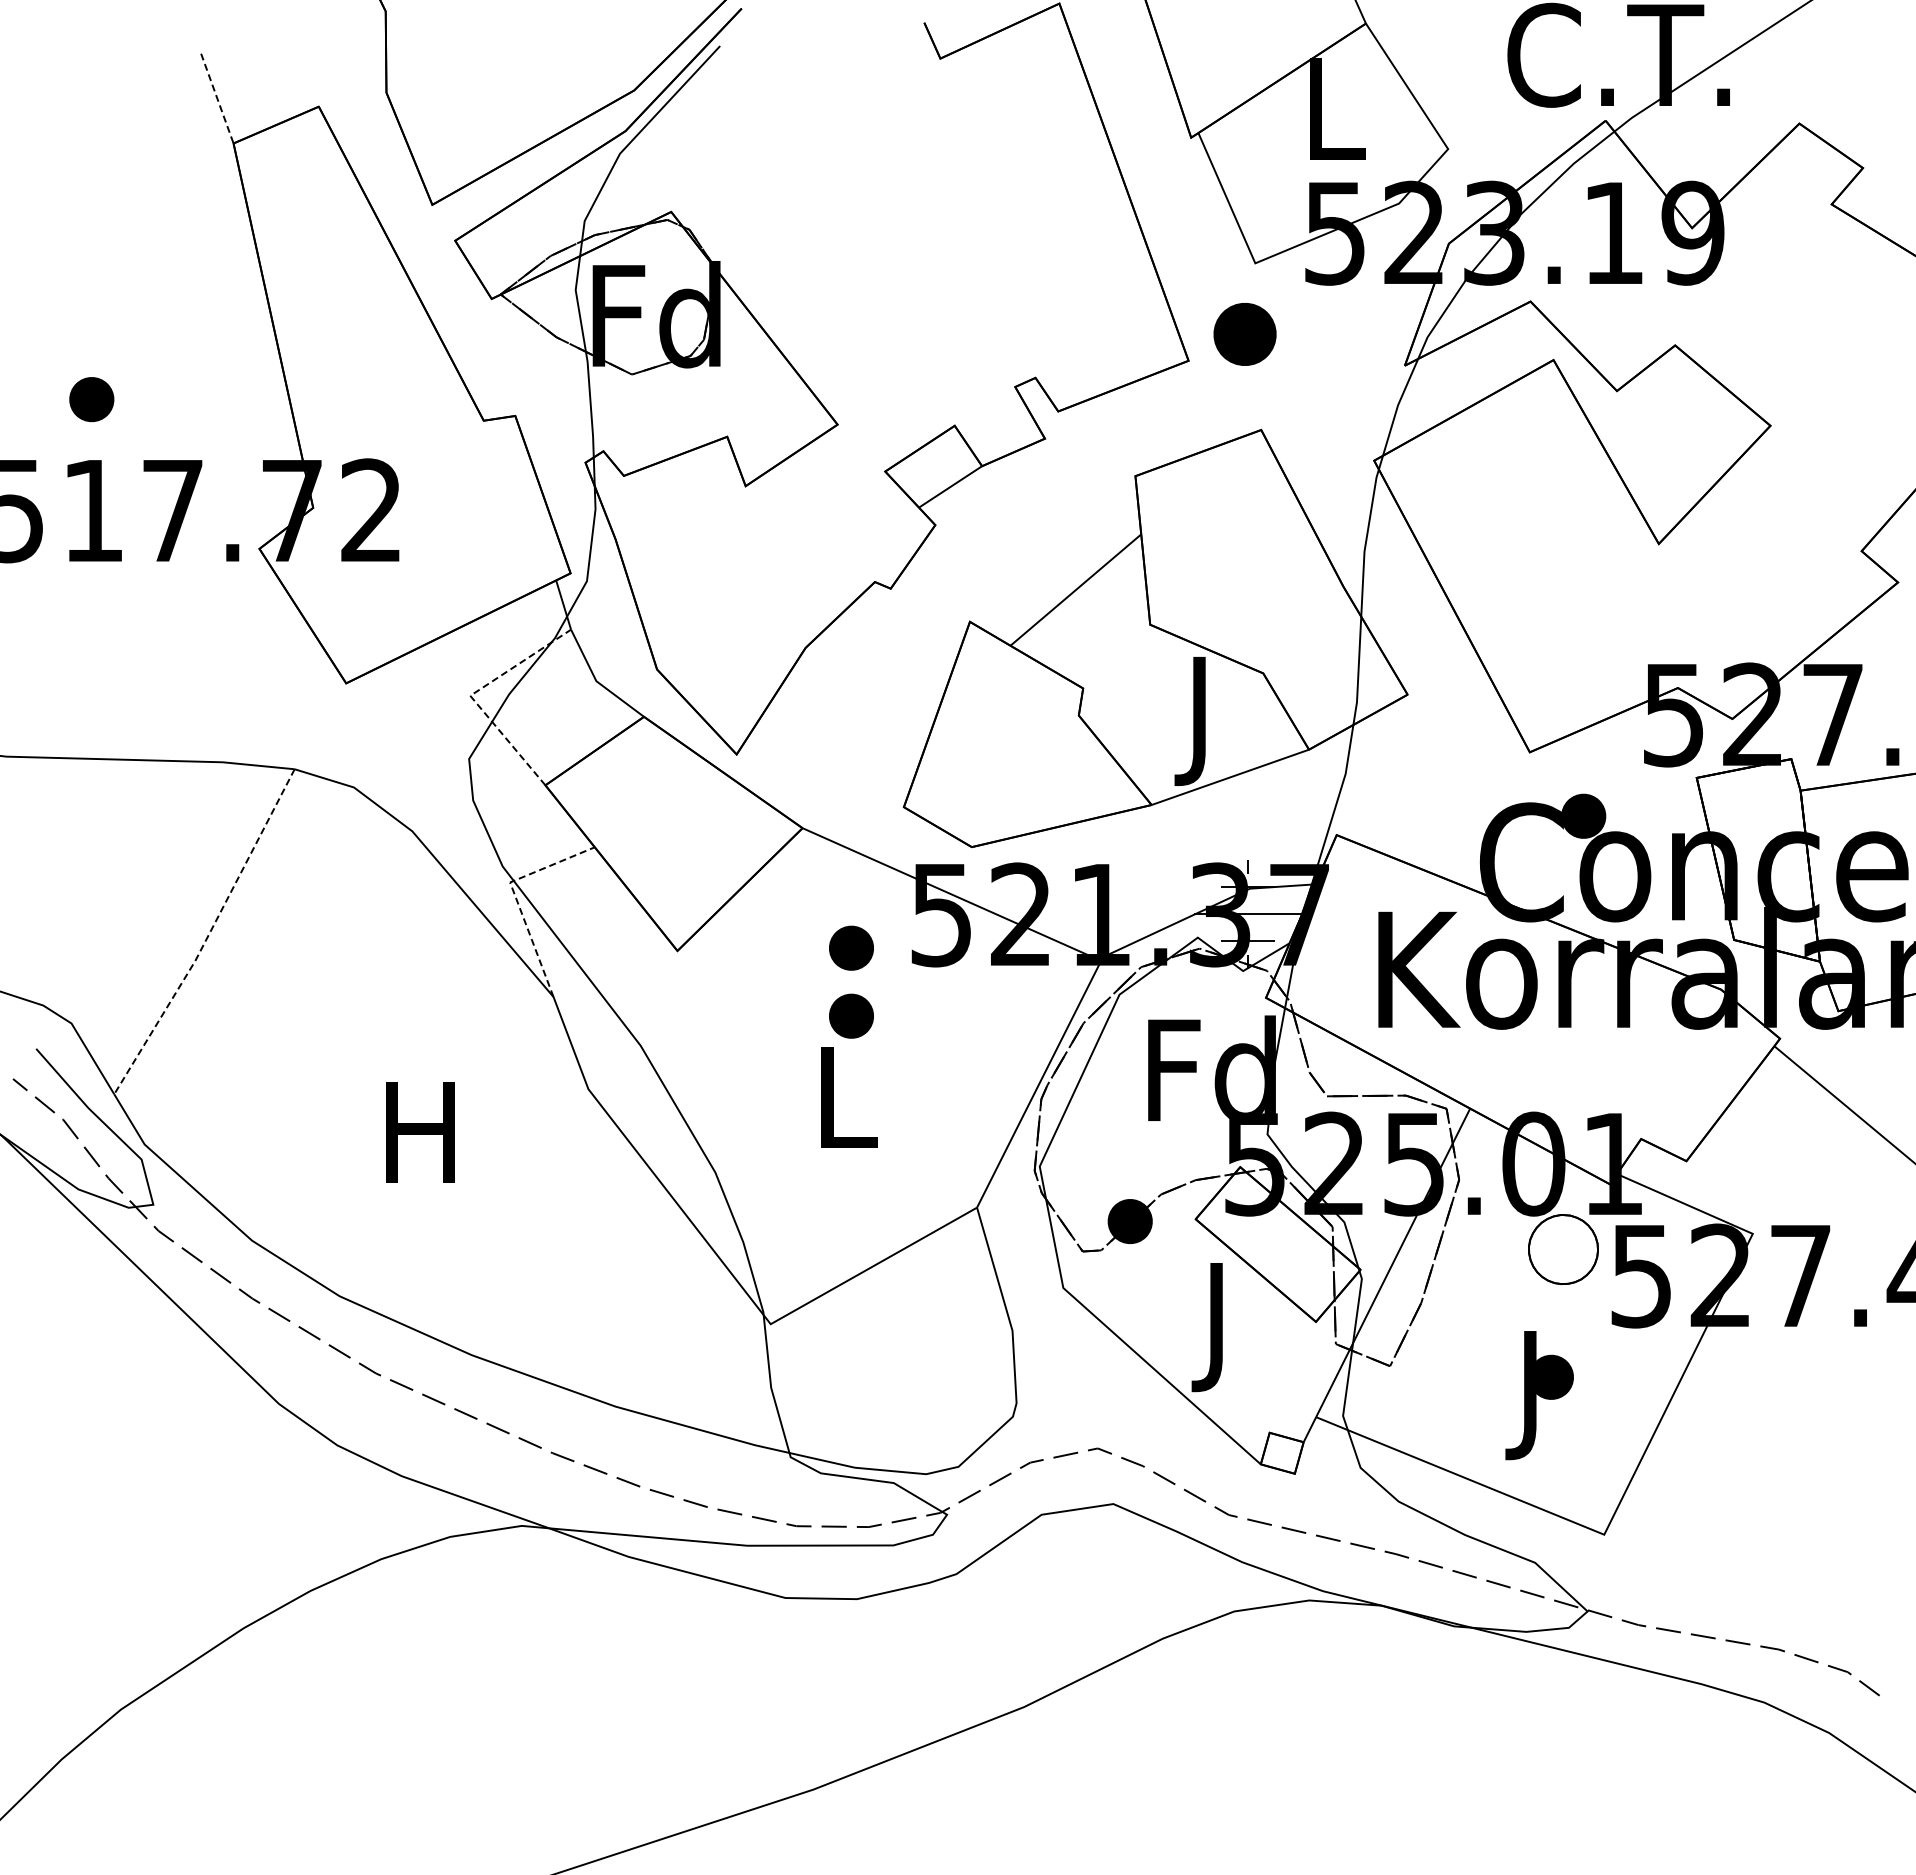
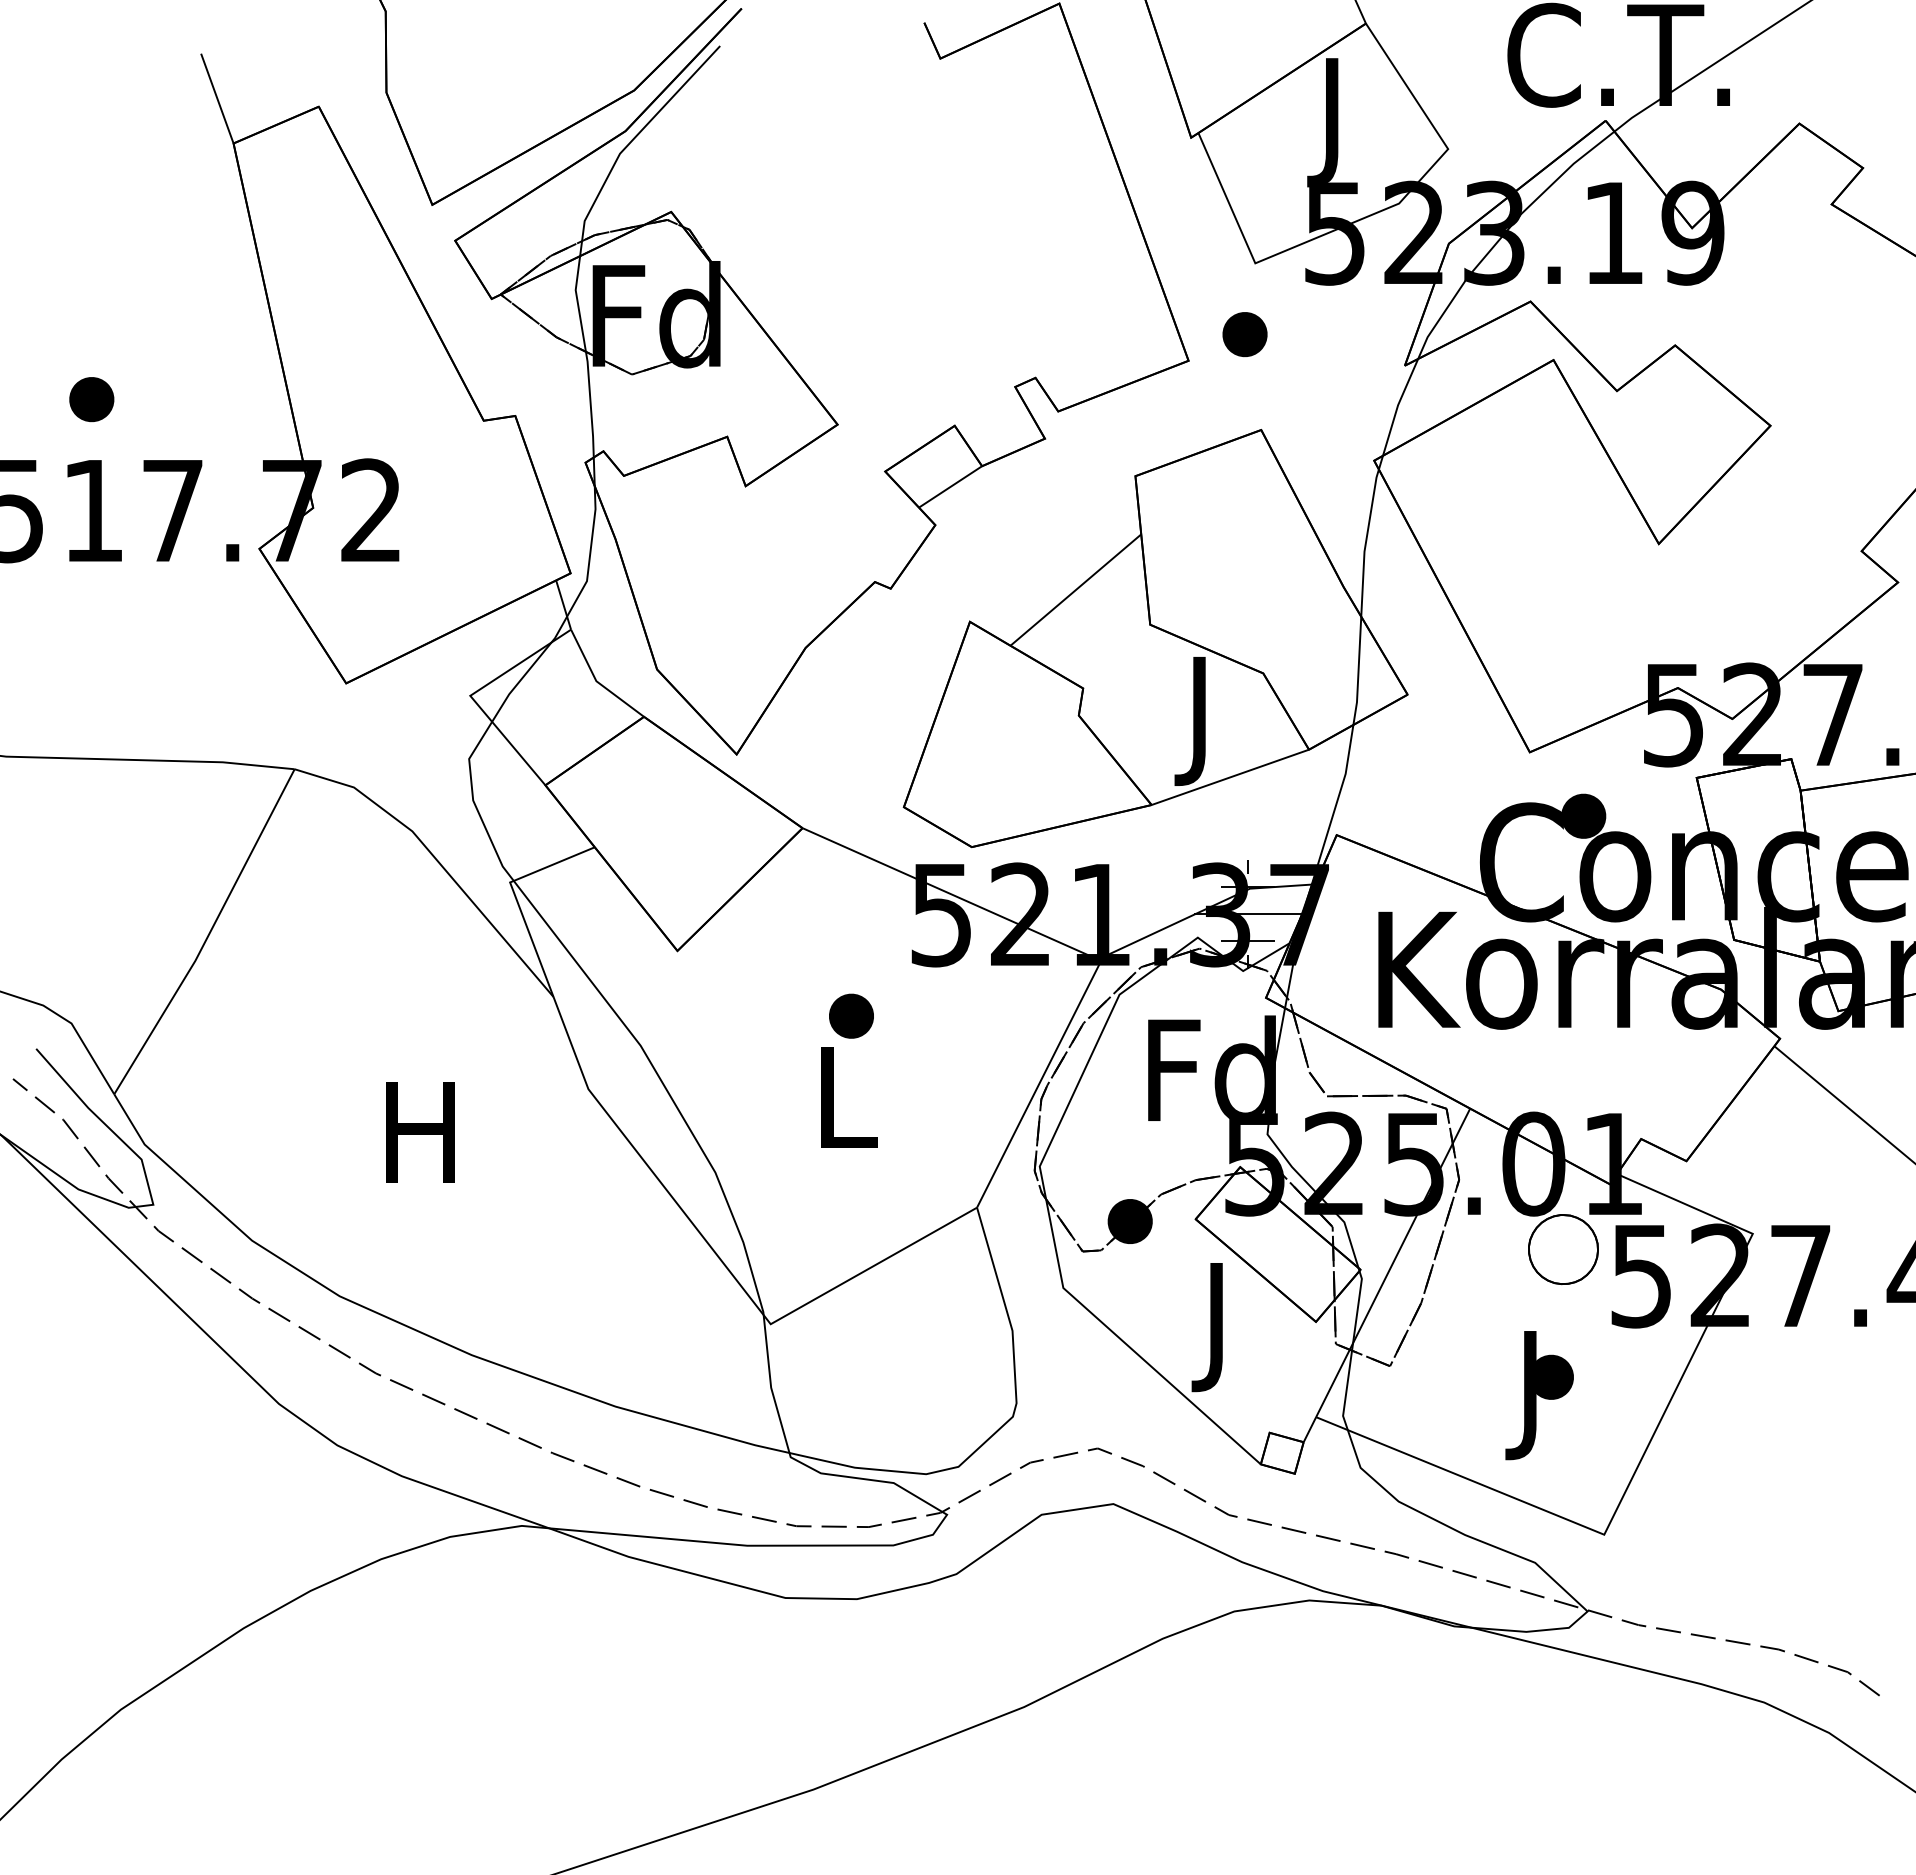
line: dashed -> solid (217, 98)
text: L -> J (1336, 122)
part size: 64x63 px -> 46x46 px (1244, 334)
line: dashed -> solid (471, 694)
line: dashed -> solid (515, 896)
line: dashed -> solid (208, 935)
part: present -> none (851, 947)
